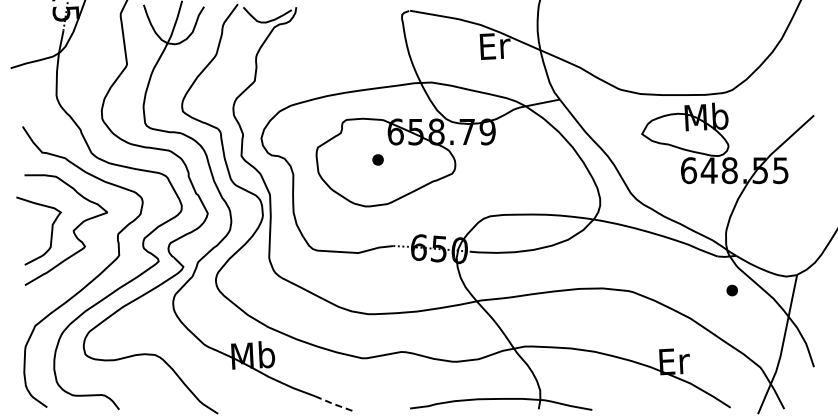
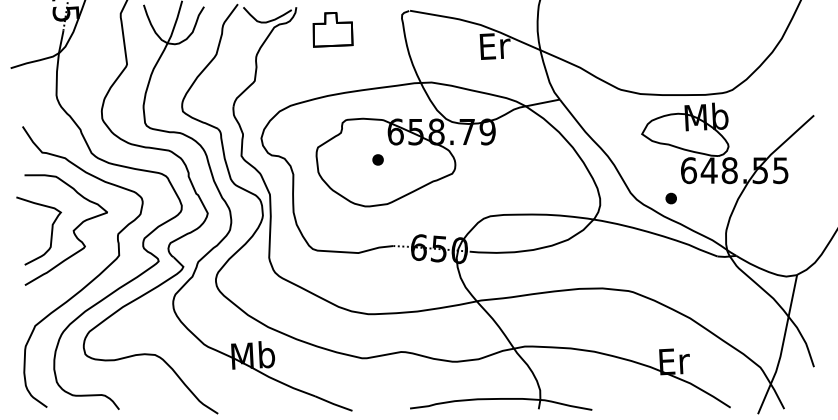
part: none -> present (332, 29)
part position: (731, 290) -> (670, 198) (670, 198)
line: dashed -> solid (333, 404)
